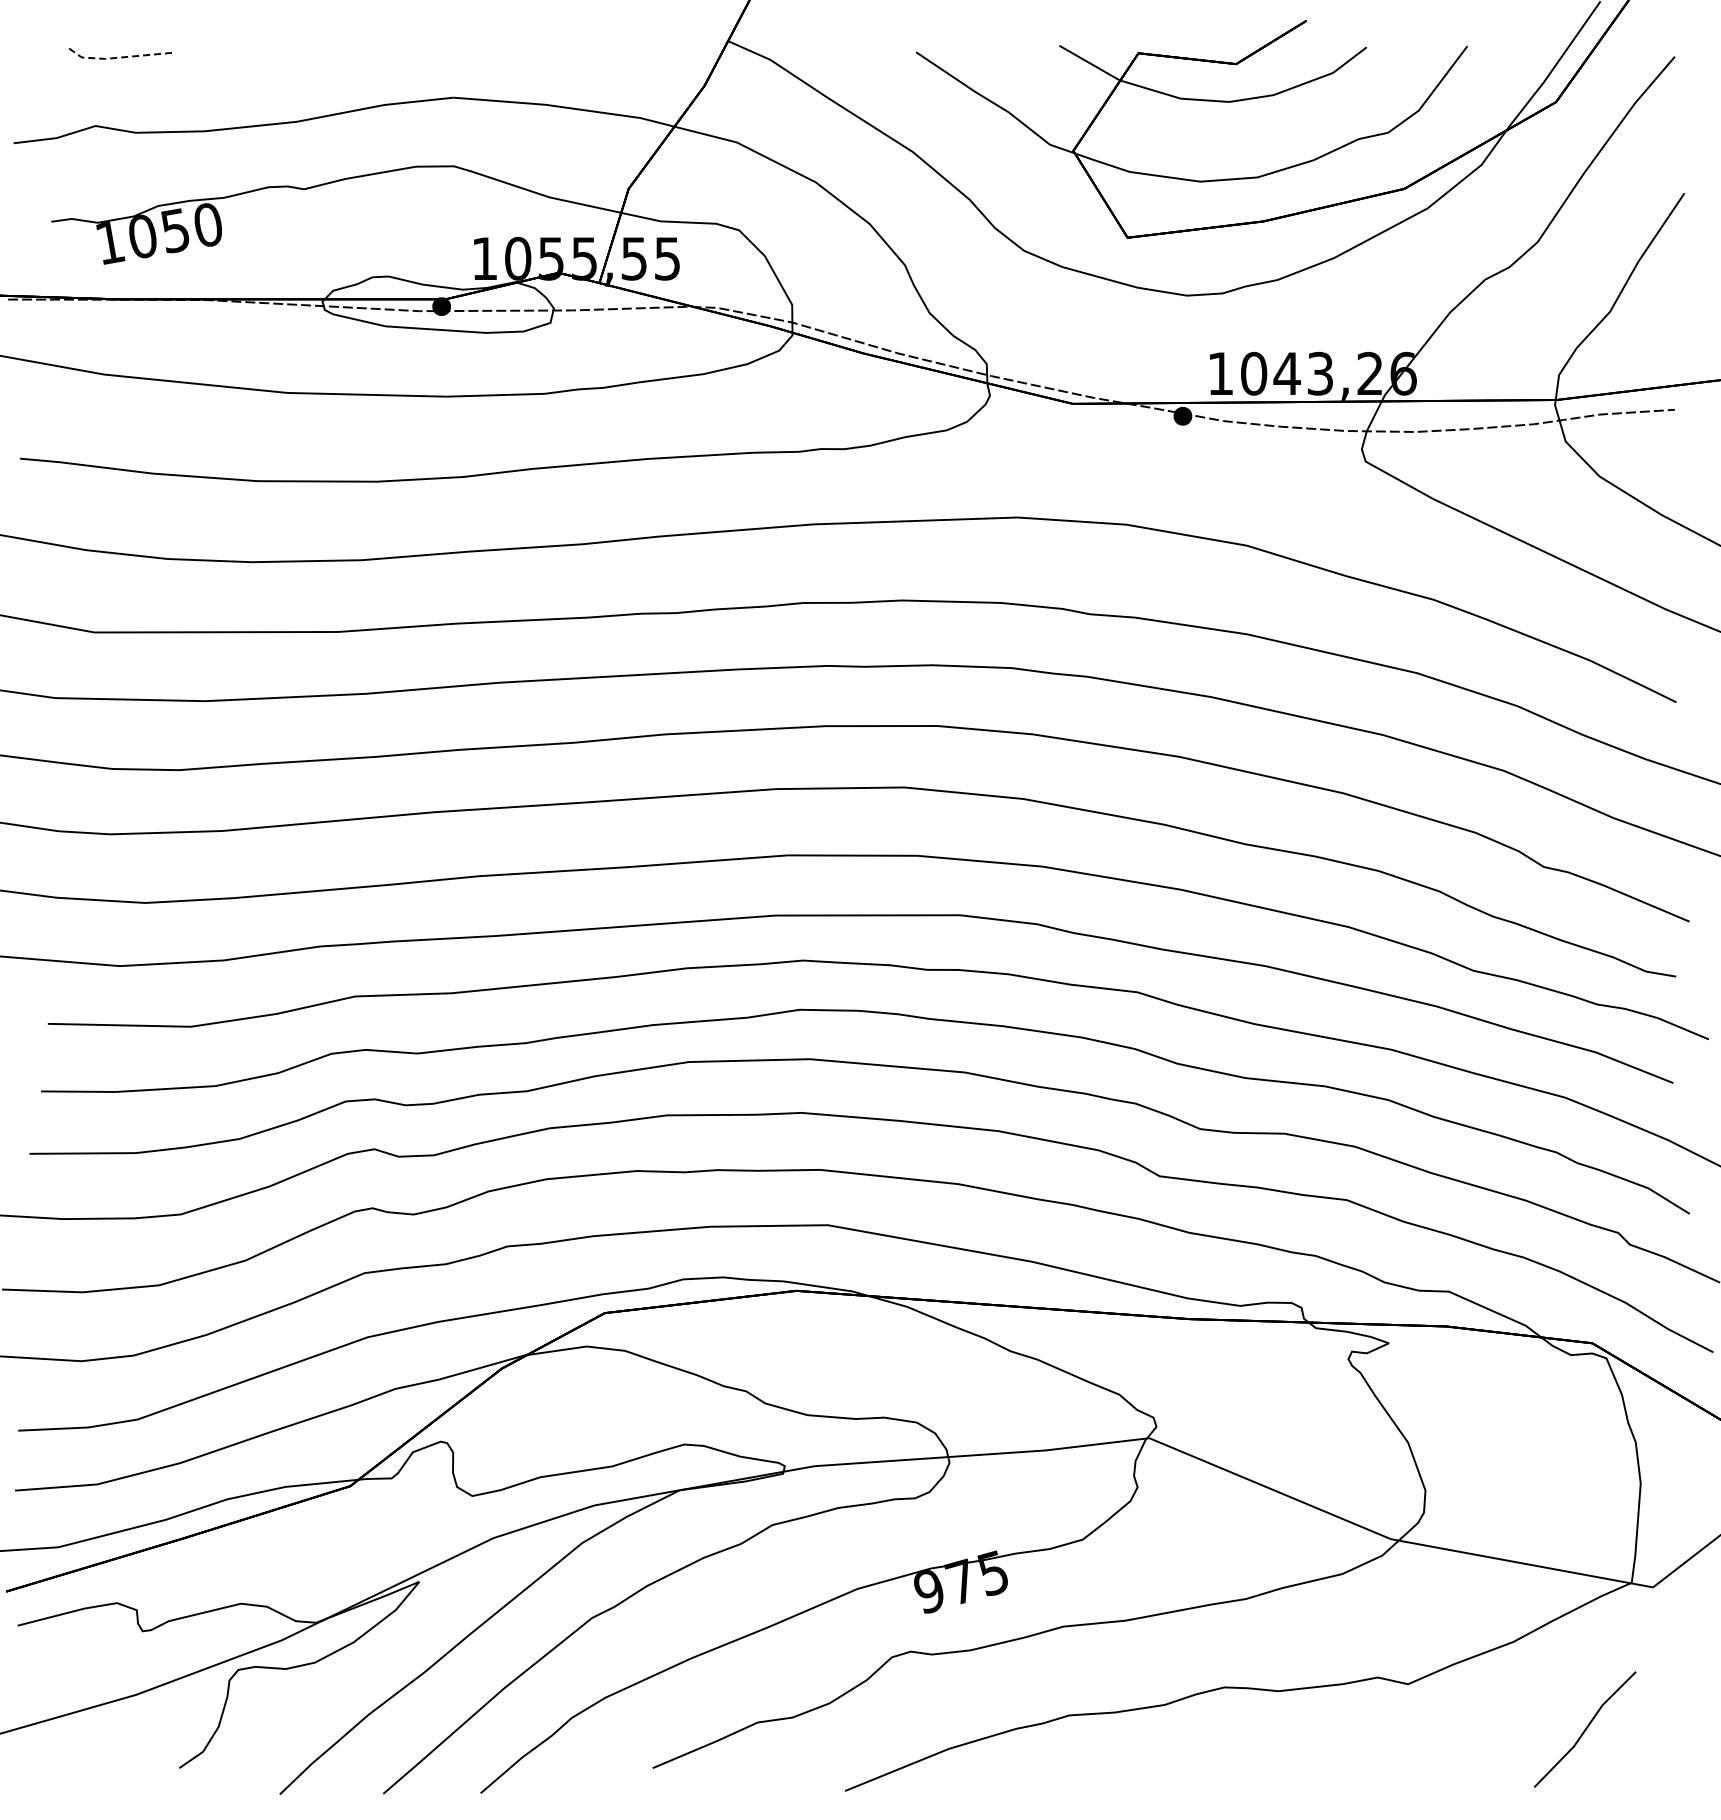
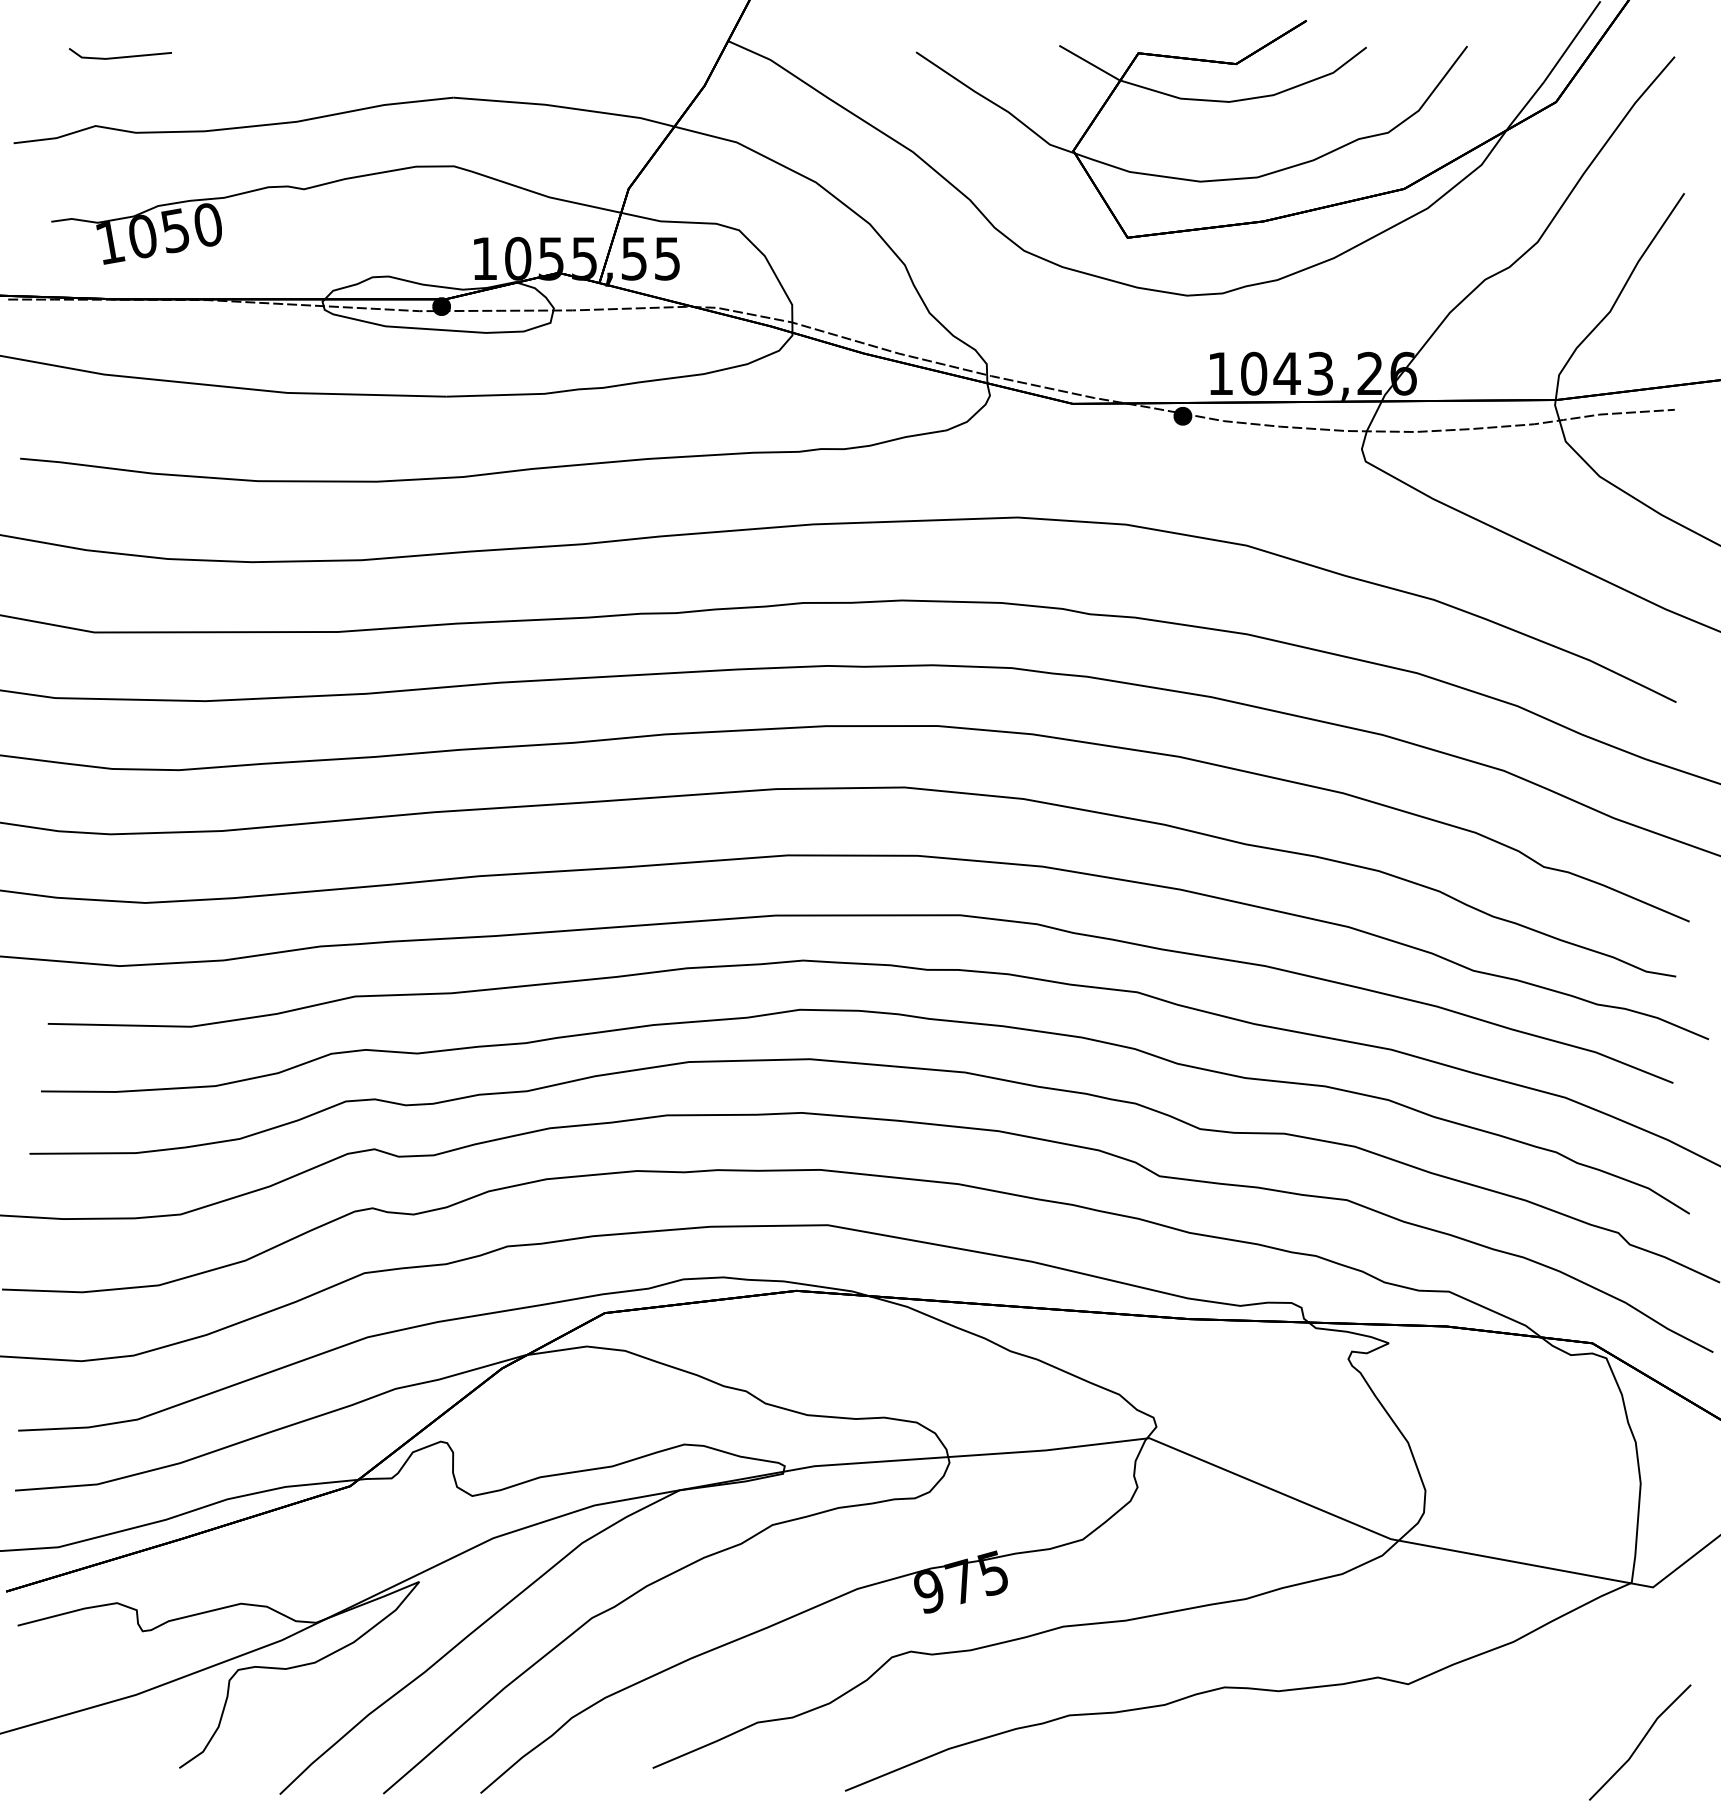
line: dashed -> solid (118, 57)
line position: (1584, 1729) -> (1639, 1742) (1639, 1742)
